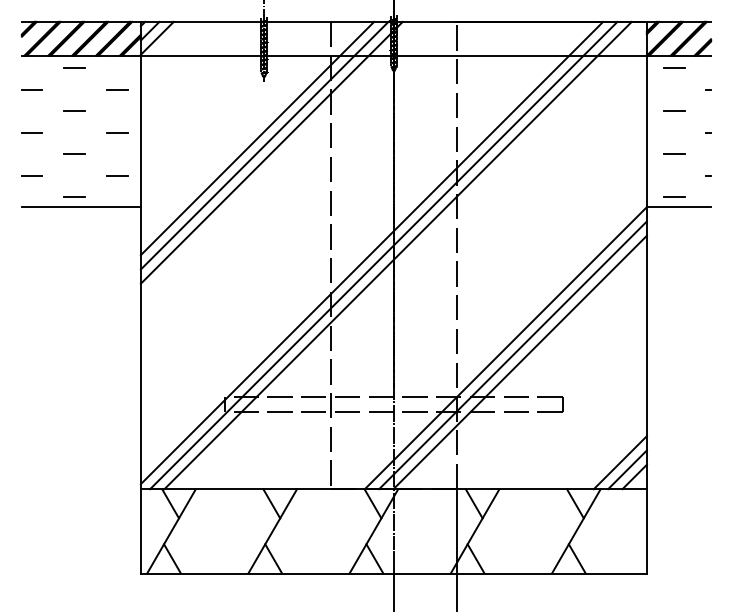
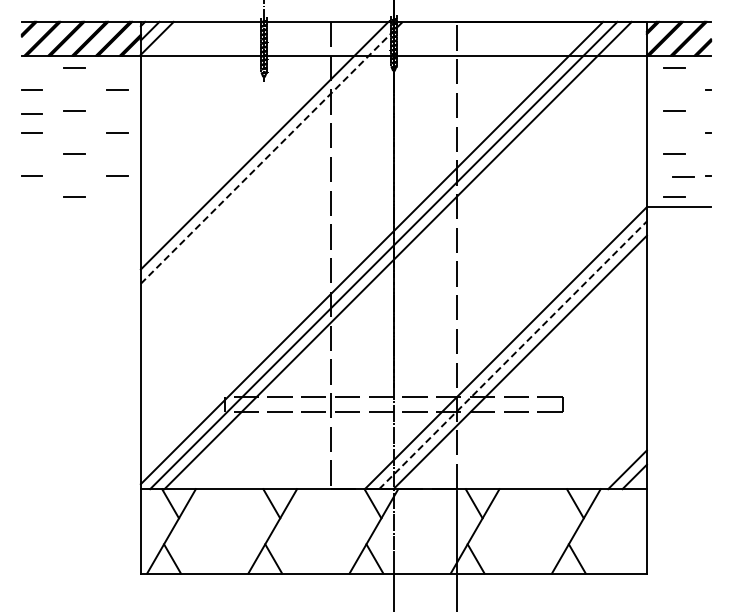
line: none -> present (31, 113)
line: present -> none (257, 138)
line: solid -> dashed (272, 152)
line: none -> present (683, 176)
line: present -> none (80, 207)
line: solid -> dashed (513, 354)
line: present -> none (619, 462)
